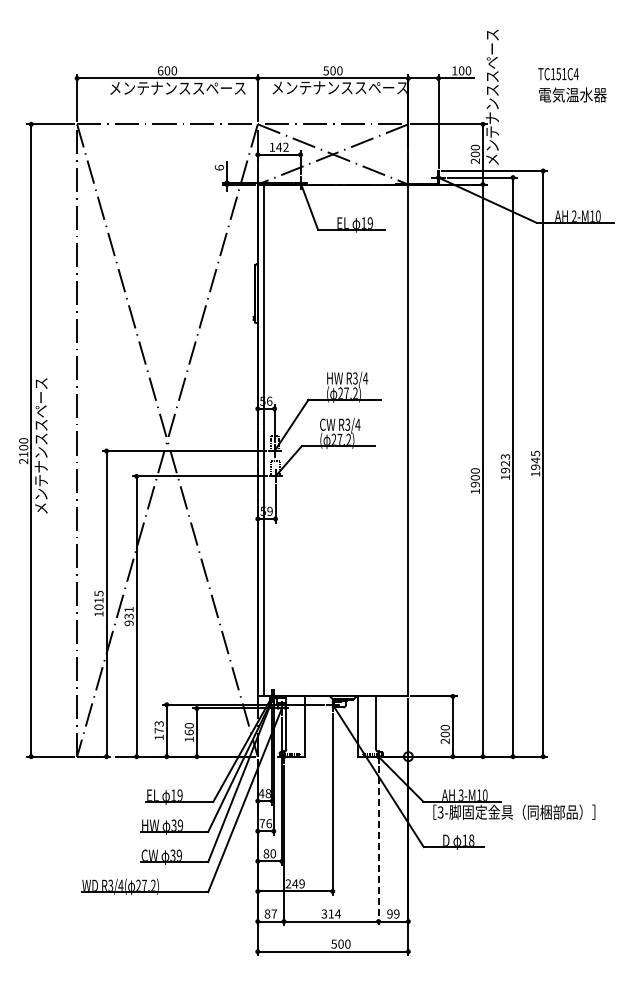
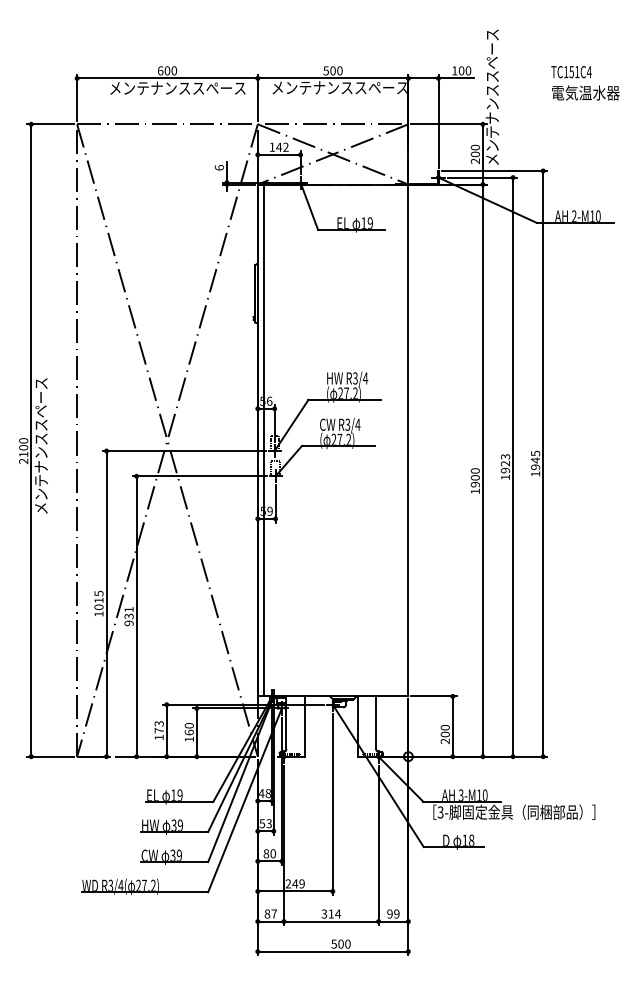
text position: (572, 85) -> (585, 83) (585, 83)
text: 76 -> 53 (265, 823)
line: dashed -> solid (378, 845)
